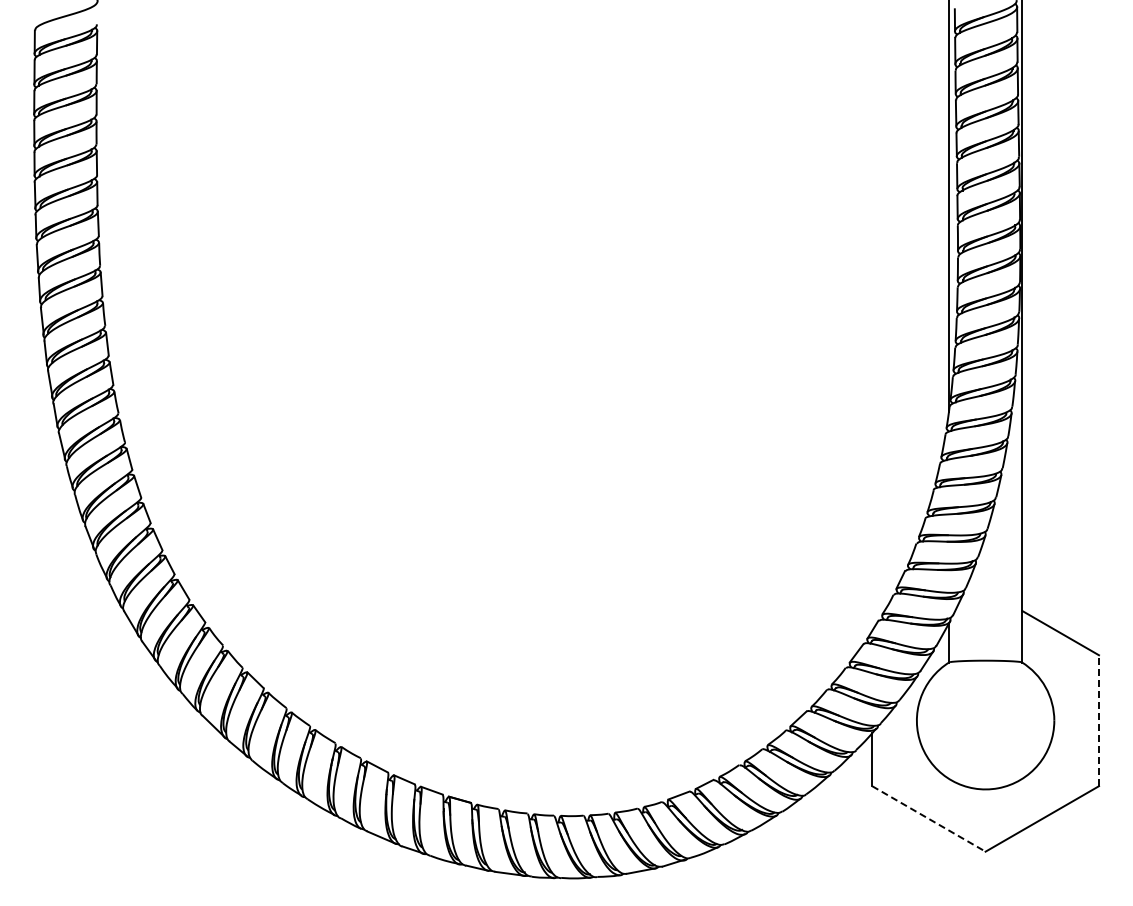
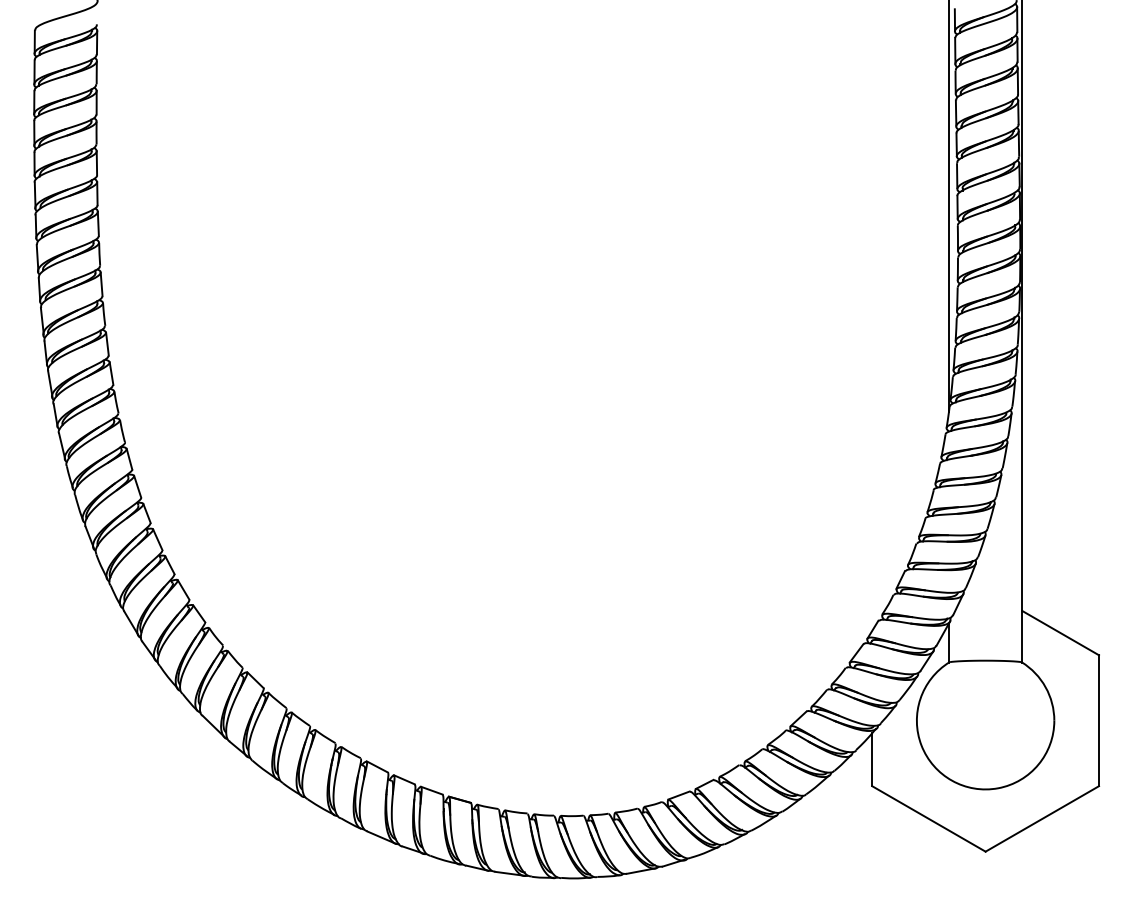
line: dashed -> solid (1099, 720)
line: dashed -> solid (929, 819)
